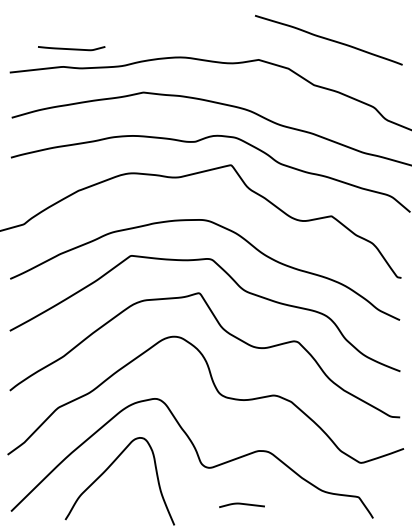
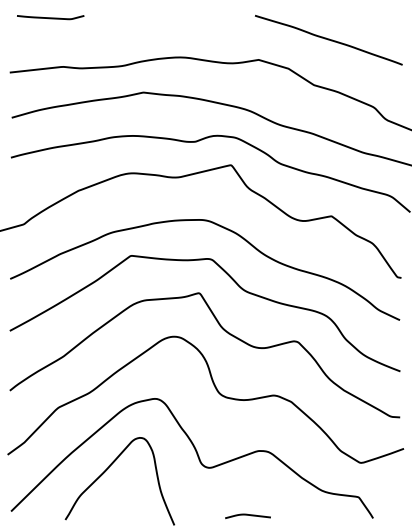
curve position: (71, 48) -> (50, 17) (50, 17)
curve position: (241, 504) -> (247, 515) (247, 515)
